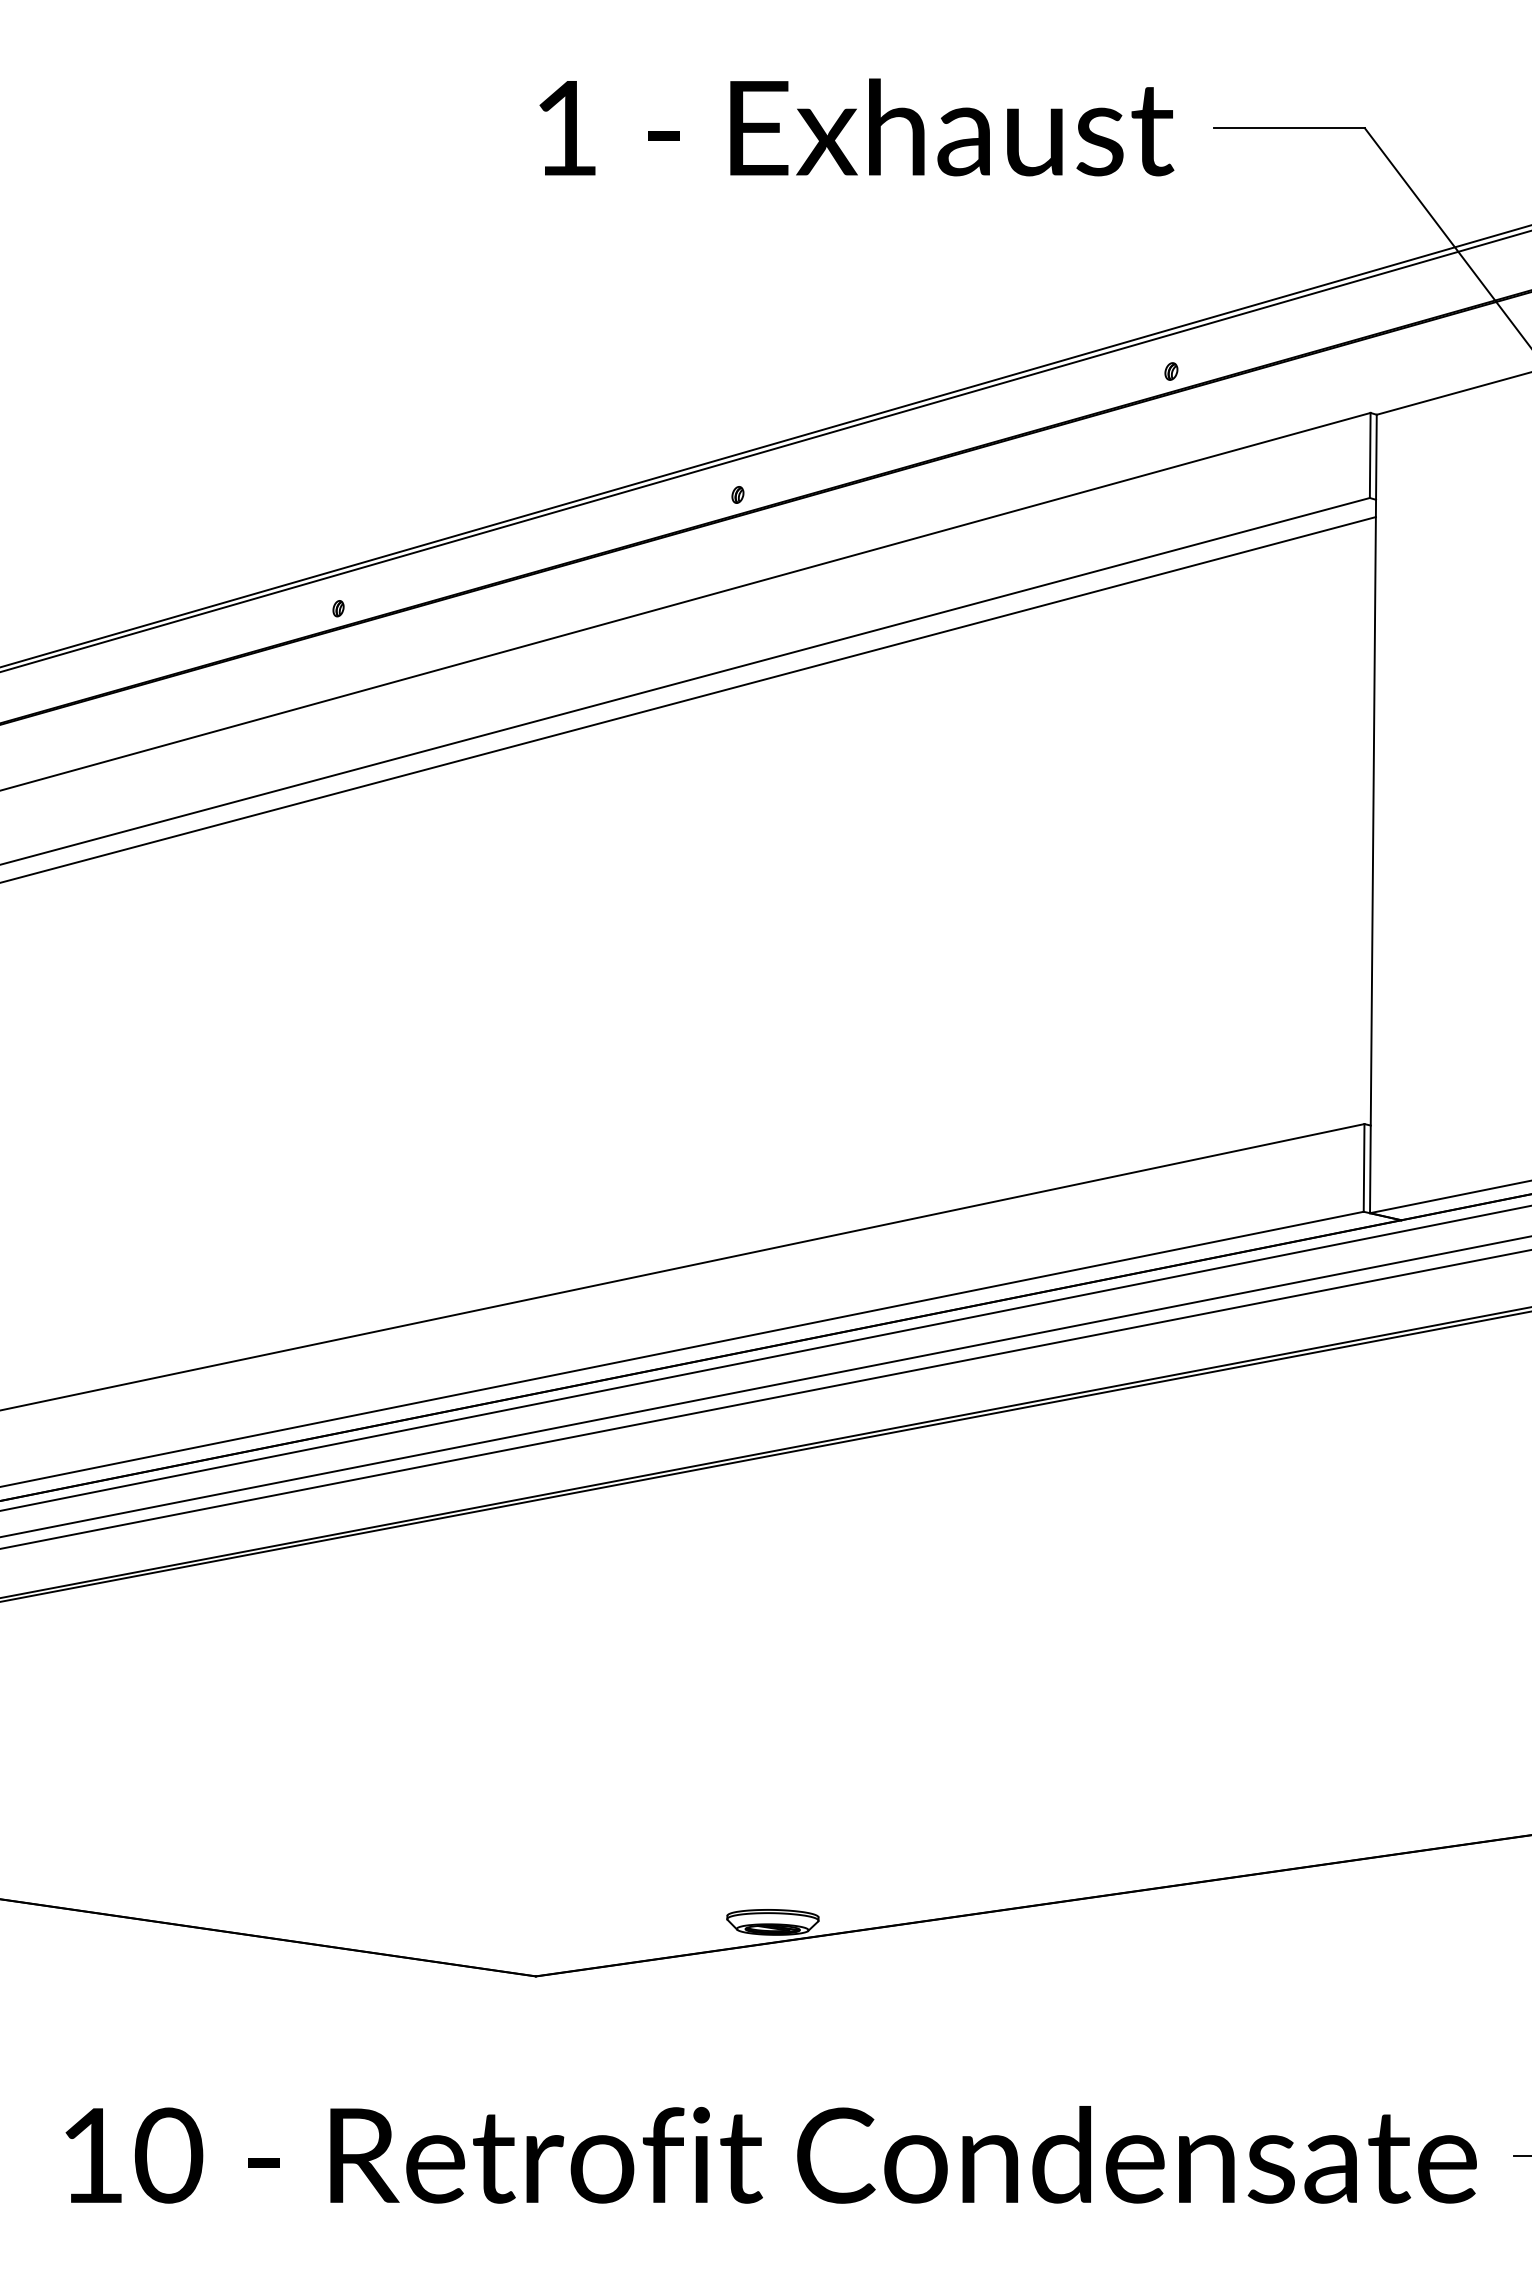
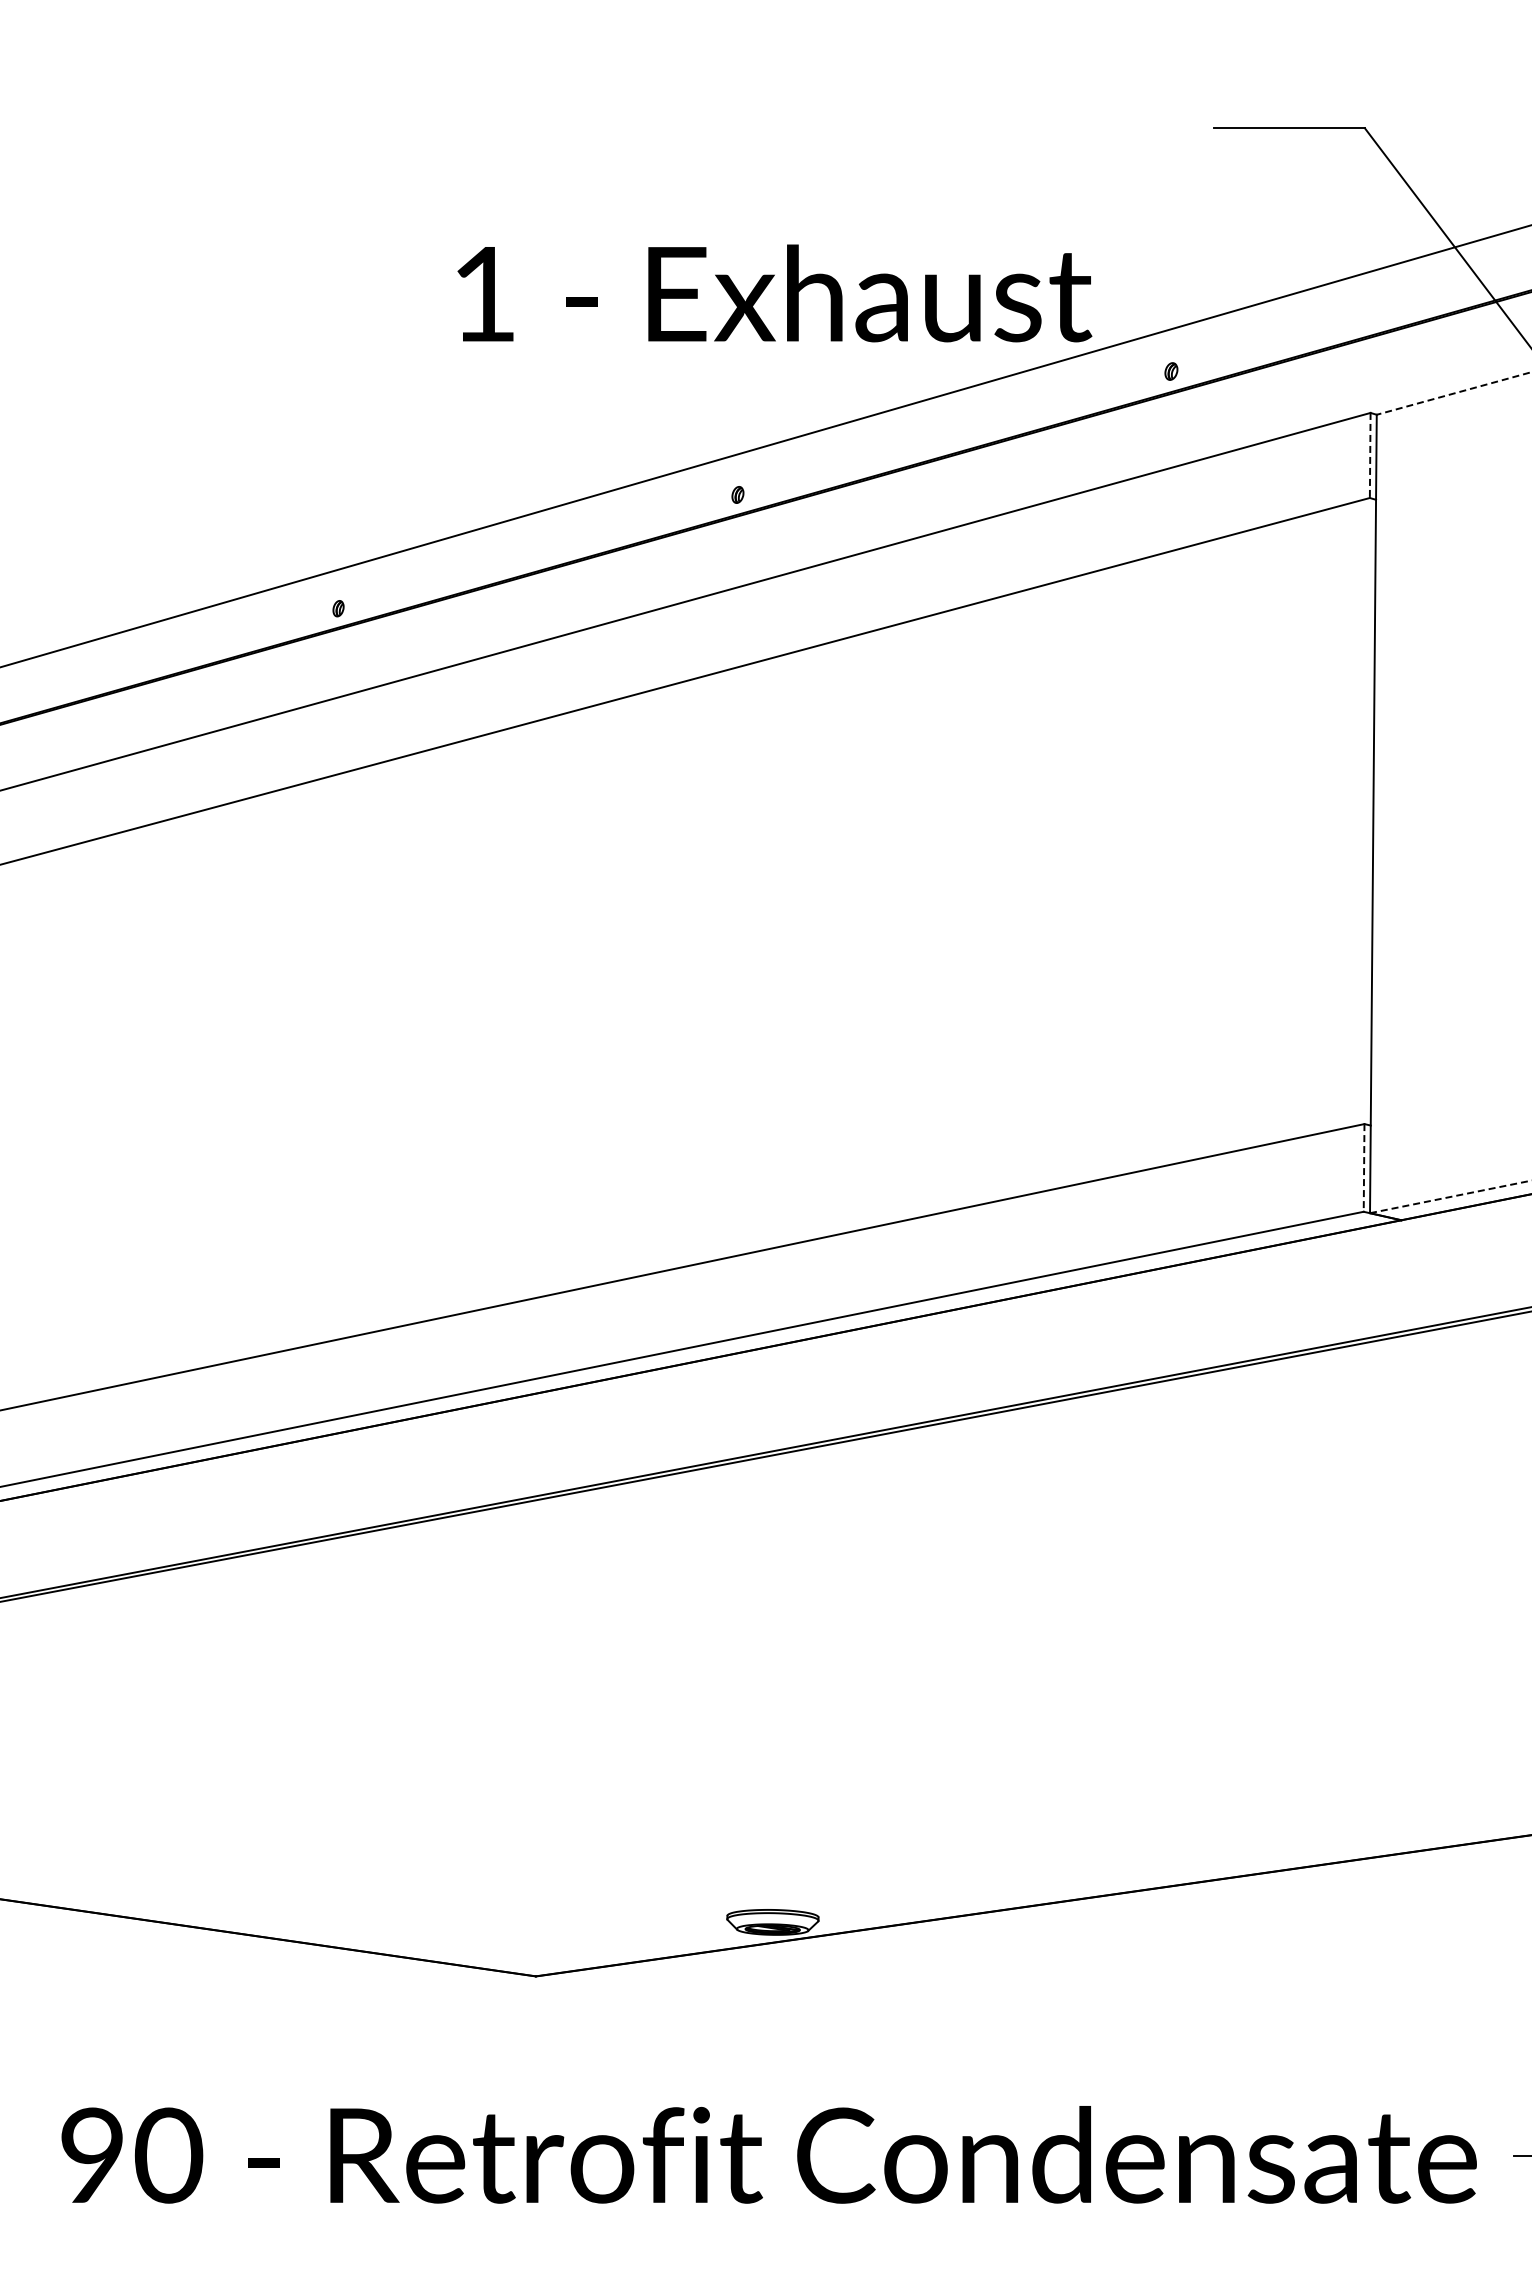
text position: (856, 127) -> (774, 293) (774, 293)
line: solid -> dashed (1453, 393)
line: present -> none (765, 451)
line: solid -> dashed (1370, 455)
line: present -> none (688, 699)
line: solid -> dashed (1364, 1167)
line: solid -> dashed (1451, 1196)
line: present -> none (765, 1358)
line: present -> none (765, 1386)
line: present -> none (765, 1399)
text: 10 -> 90 (91, 2154)
